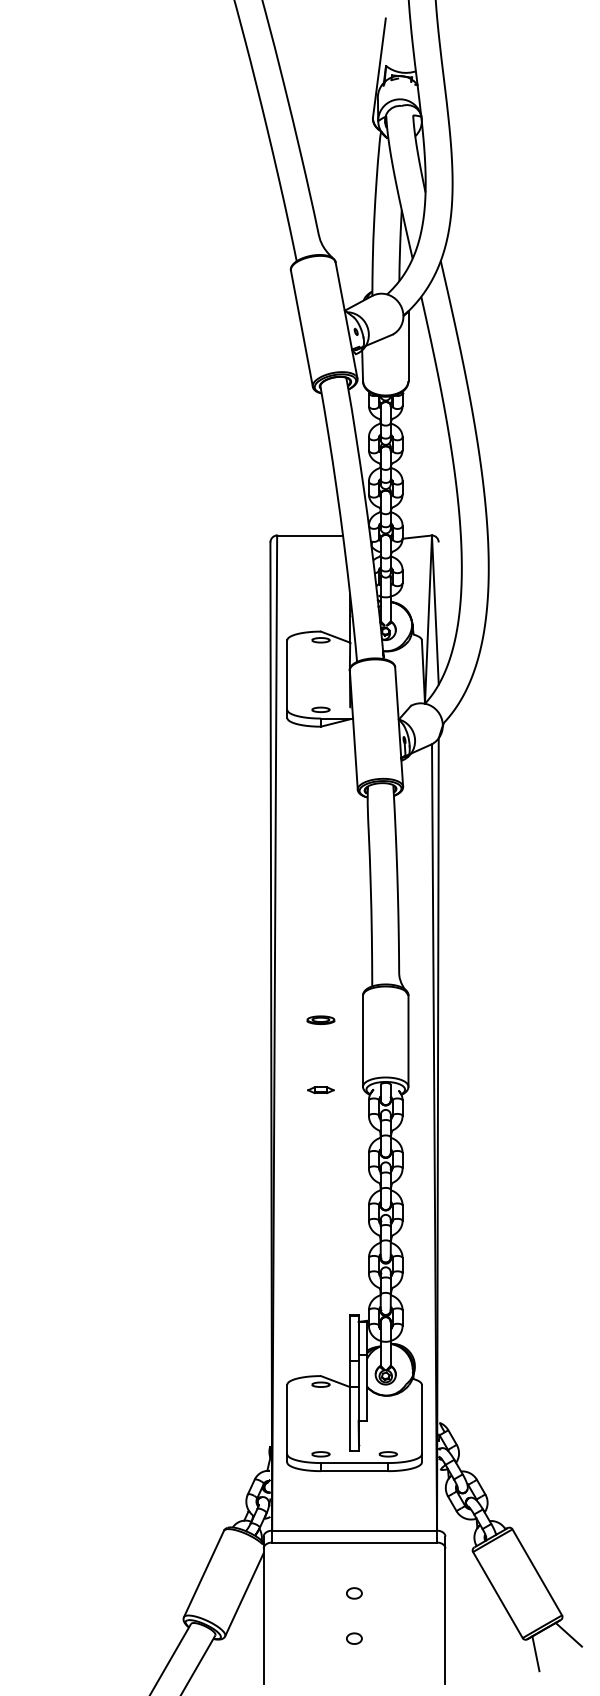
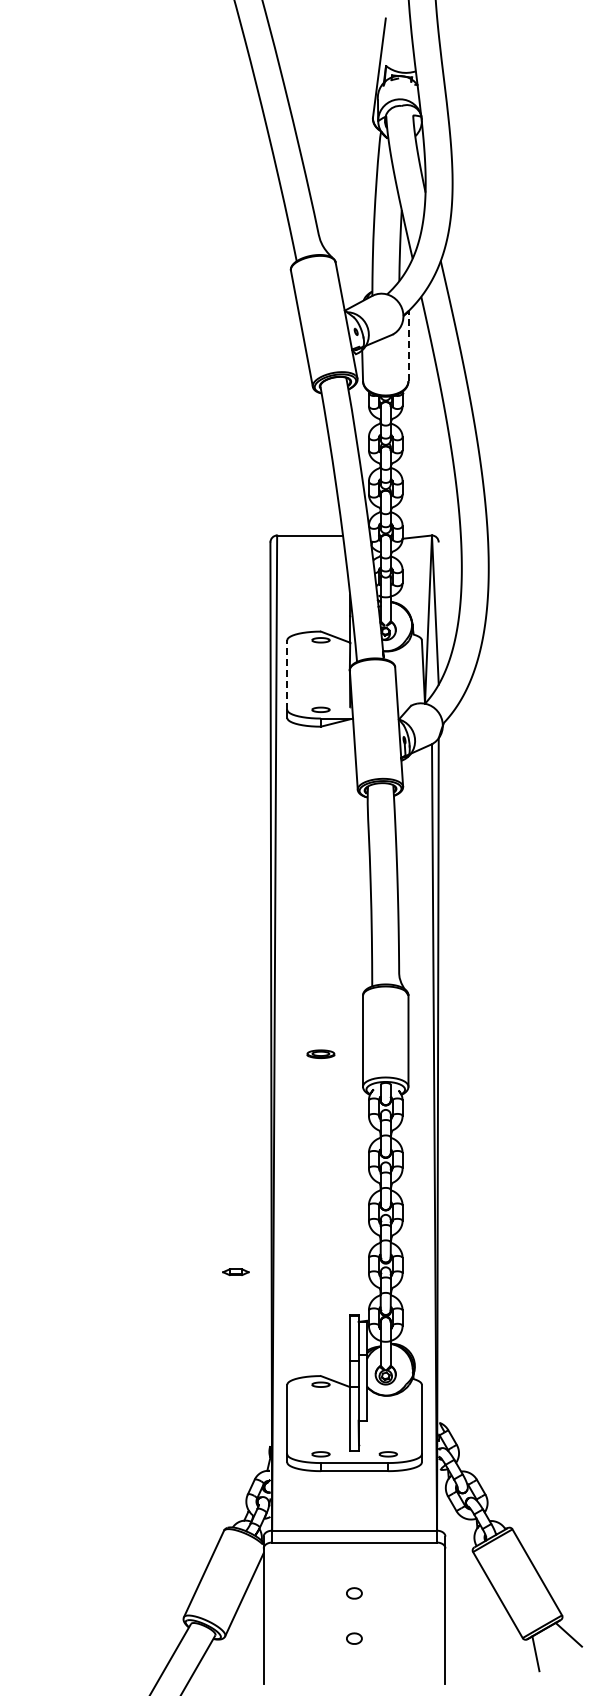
line: solid -> dashed (408, 346)
line: solid -> dashed (287, 675)
part position: (320, 1019) -> (320, 1053) (320, 1053)
part position: (320, 1090) -> (235, 1272) (235, 1272)
